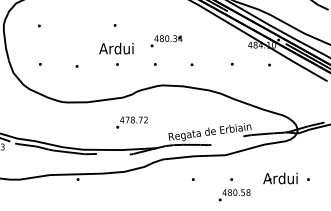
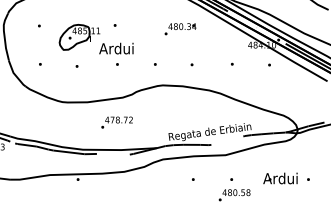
part: none -> present (79, 37)
text position: (166, 41) -> (180, 29) (180, 29)
text position: (131, 122) -> (116, 122) (116, 122)
